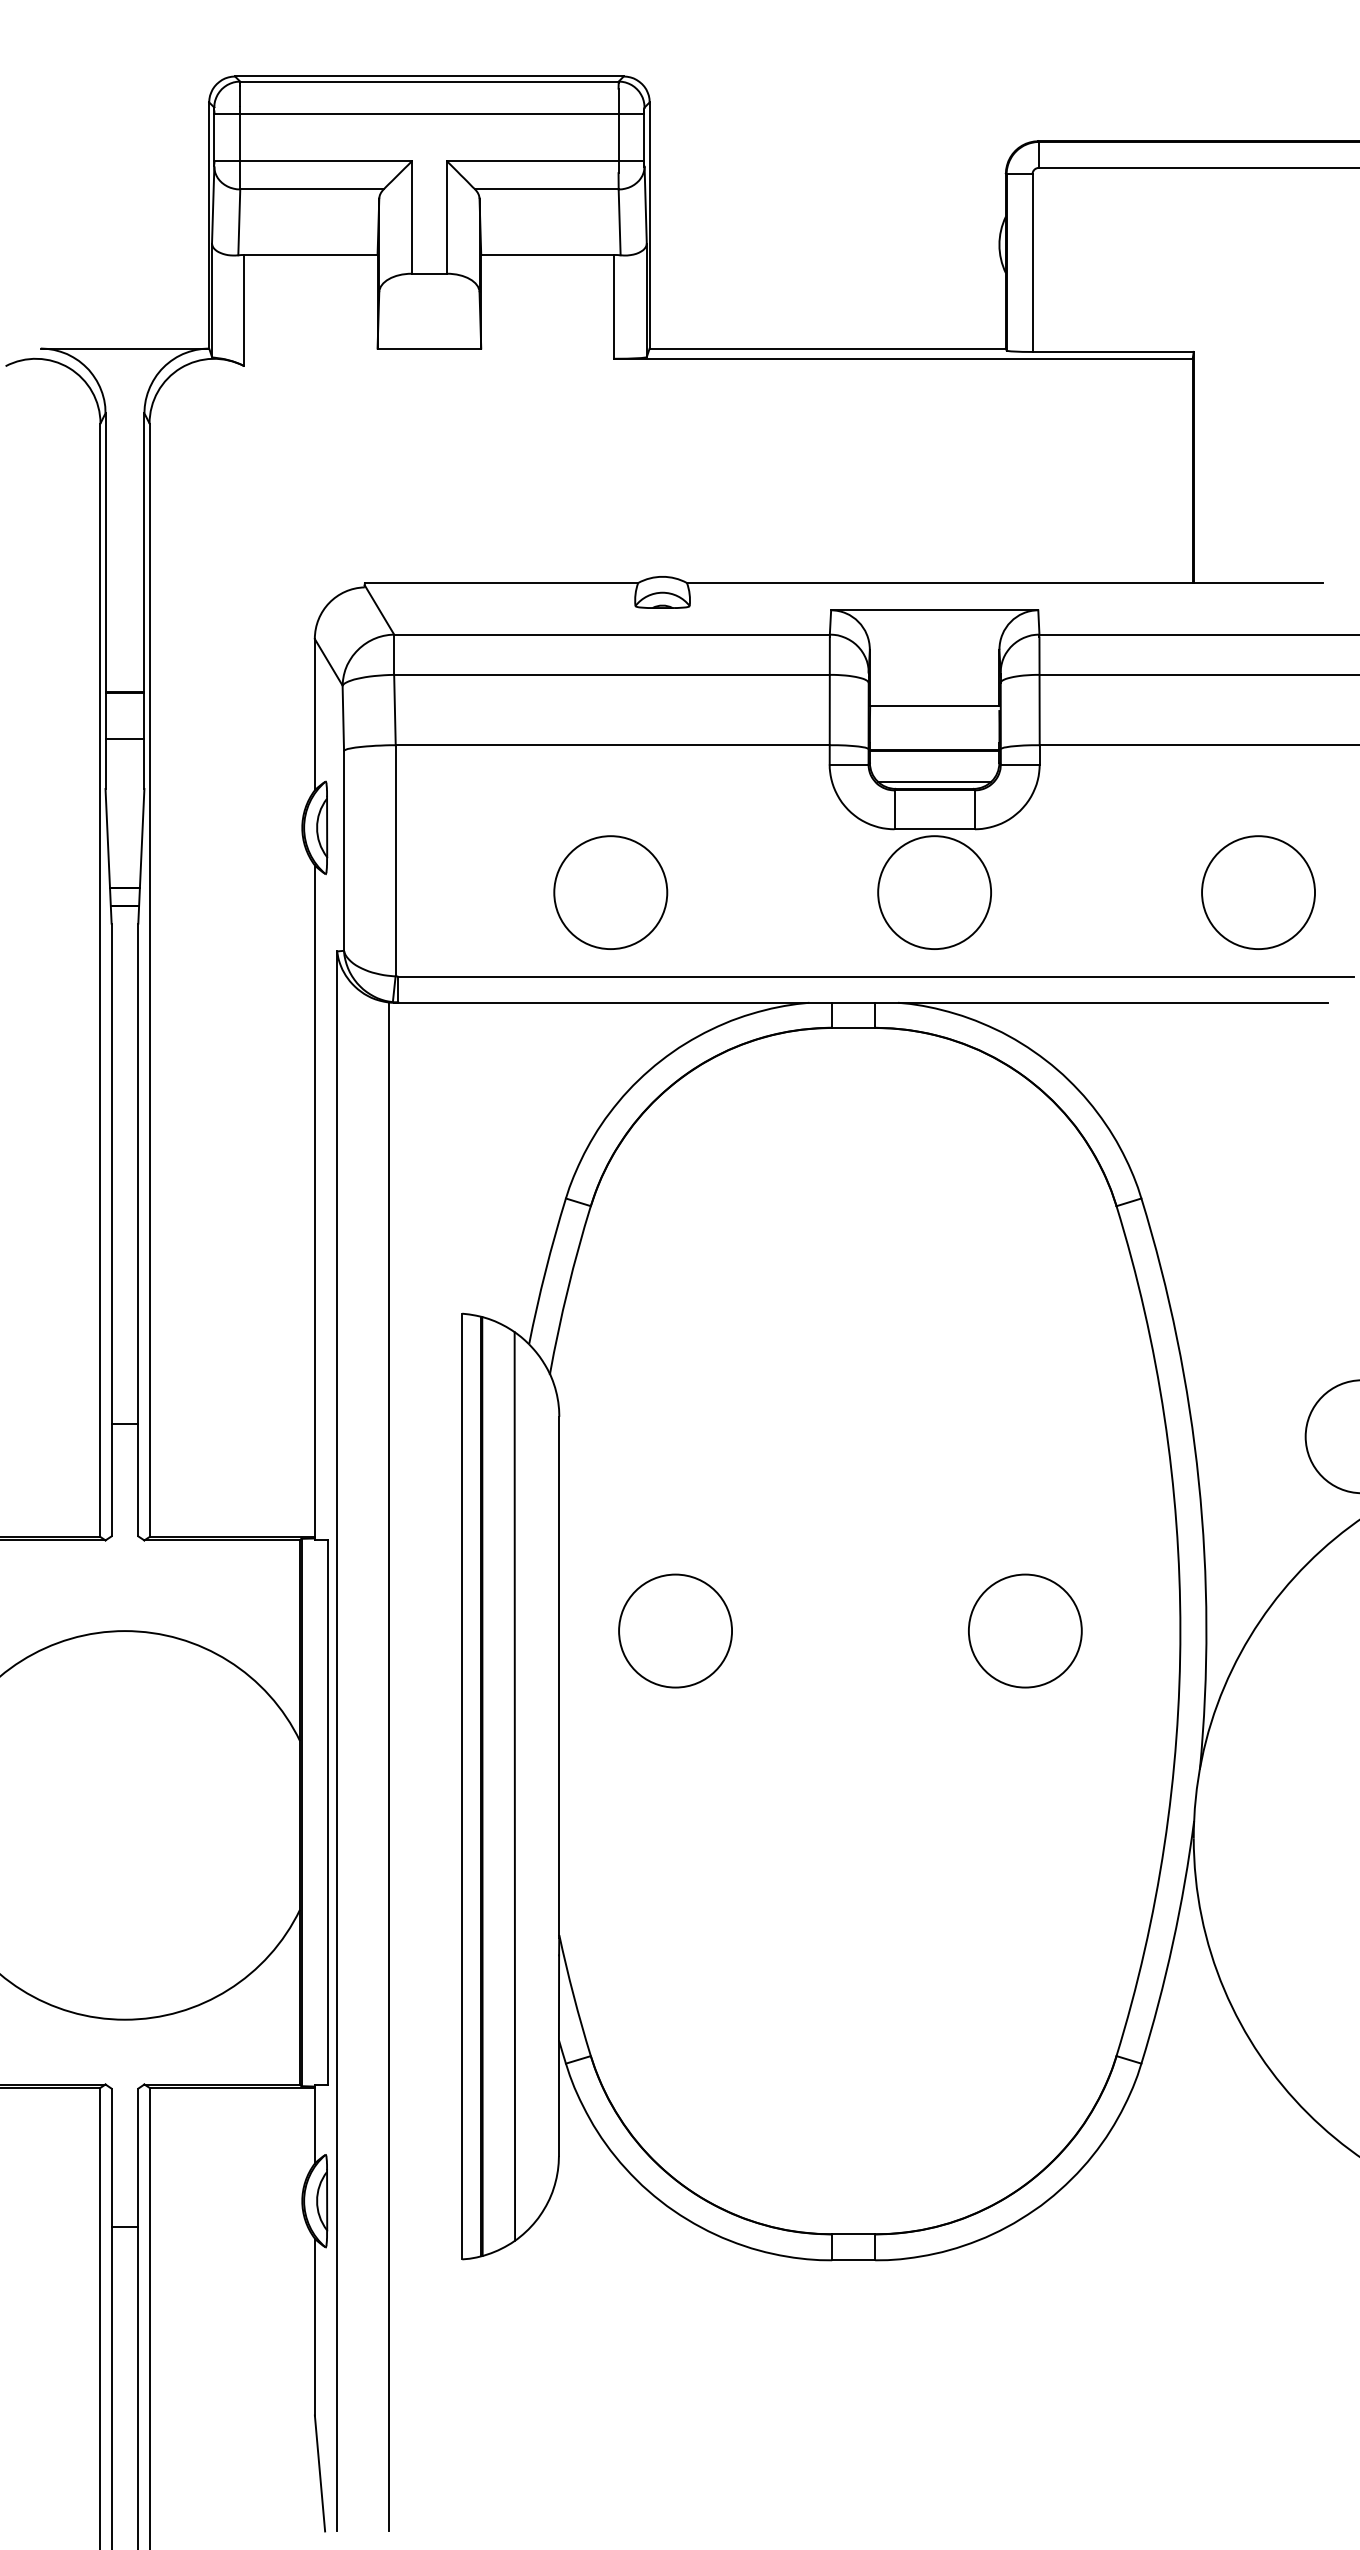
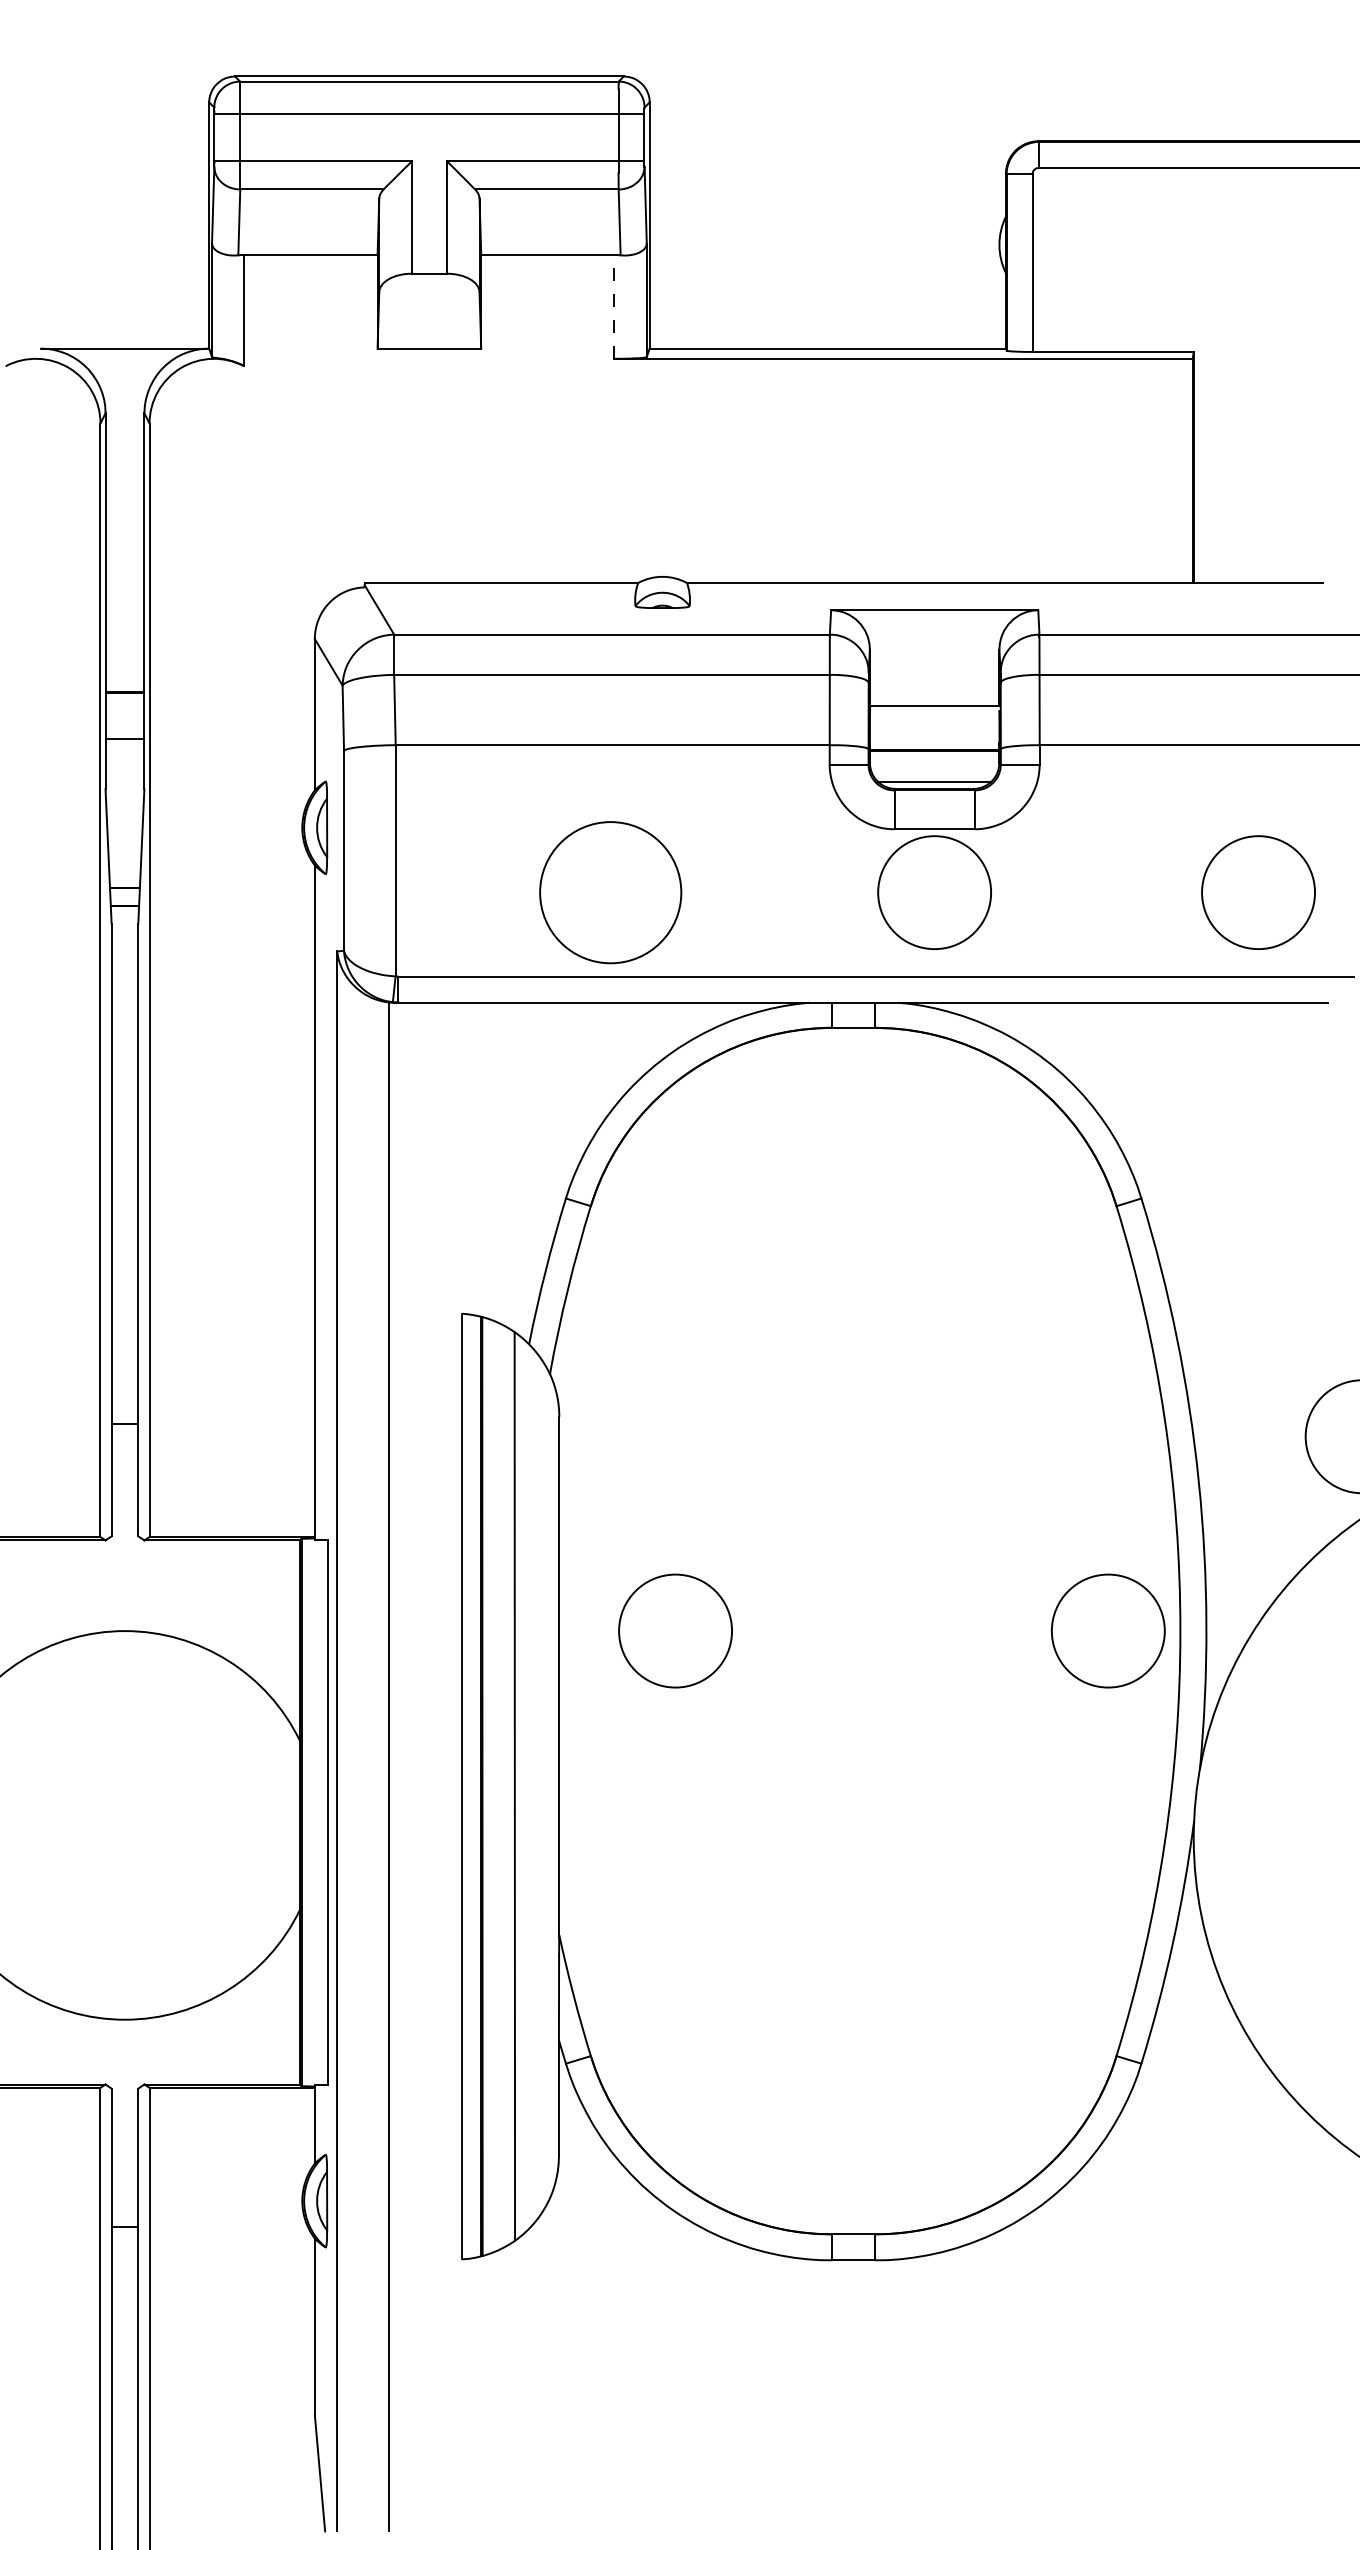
line: solid -> dashed (614, 306)
circle size: 116x115 px -> 144x144 px (610, 892)
circle position: (1025, 1630) -> (1108, 1630) (1108, 1630)
